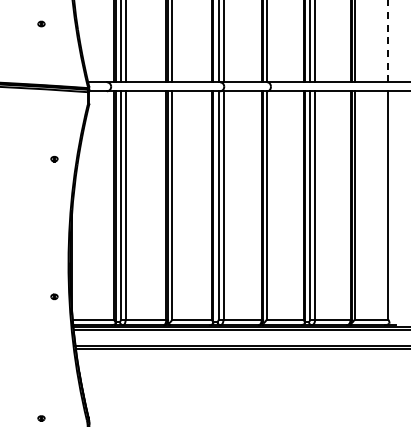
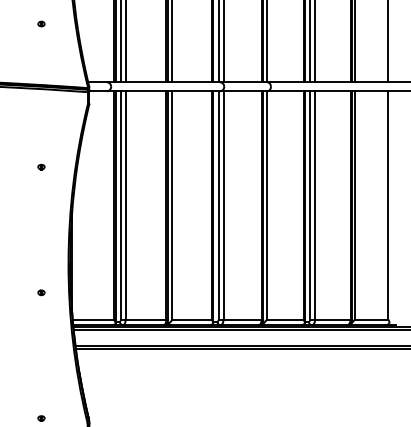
line: dashed -> solid (388, 41)
part position: (54, 158) -> (41, 166) (41, 166)
part position: (54, 296) -> (41, 292) (41, 292)
